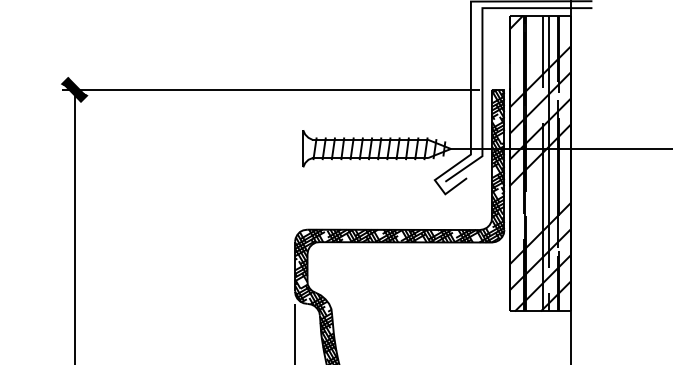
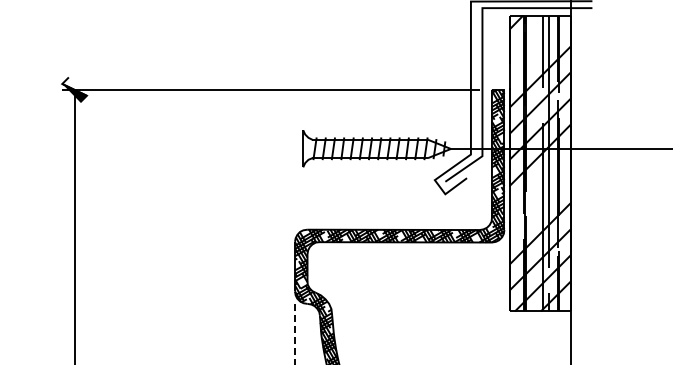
fill: present -> none (74, 86)
line: solid -> dashed (295, 334)
